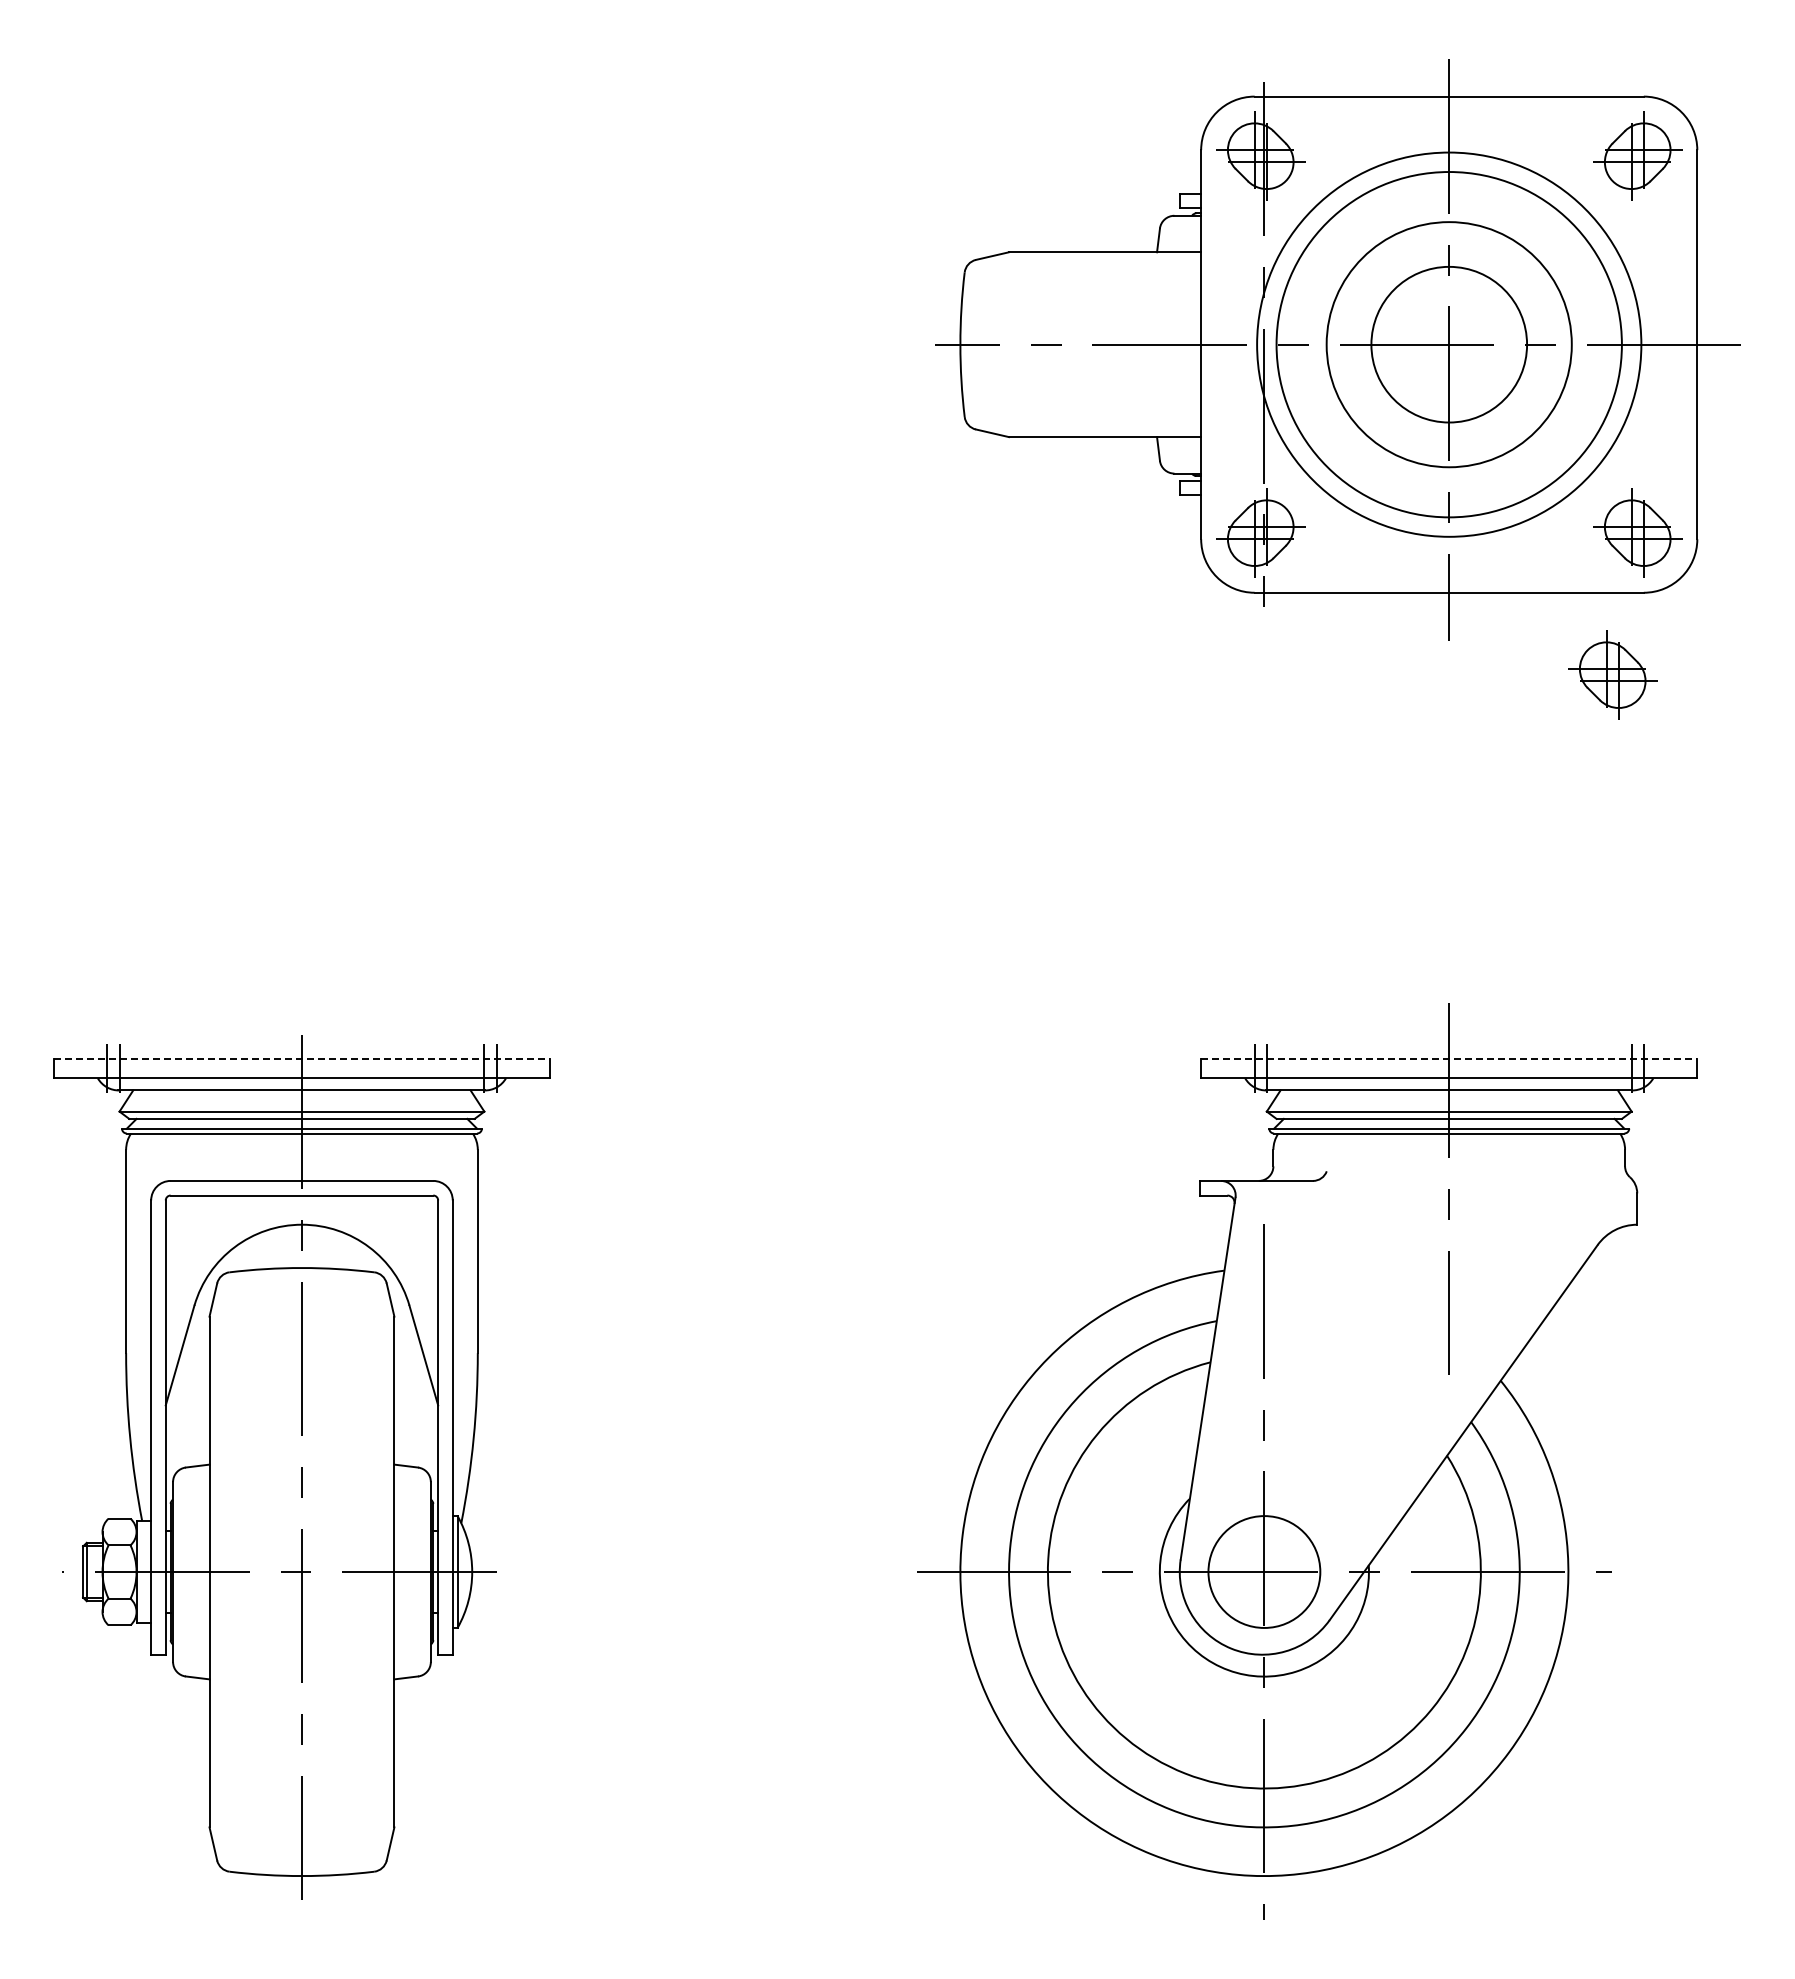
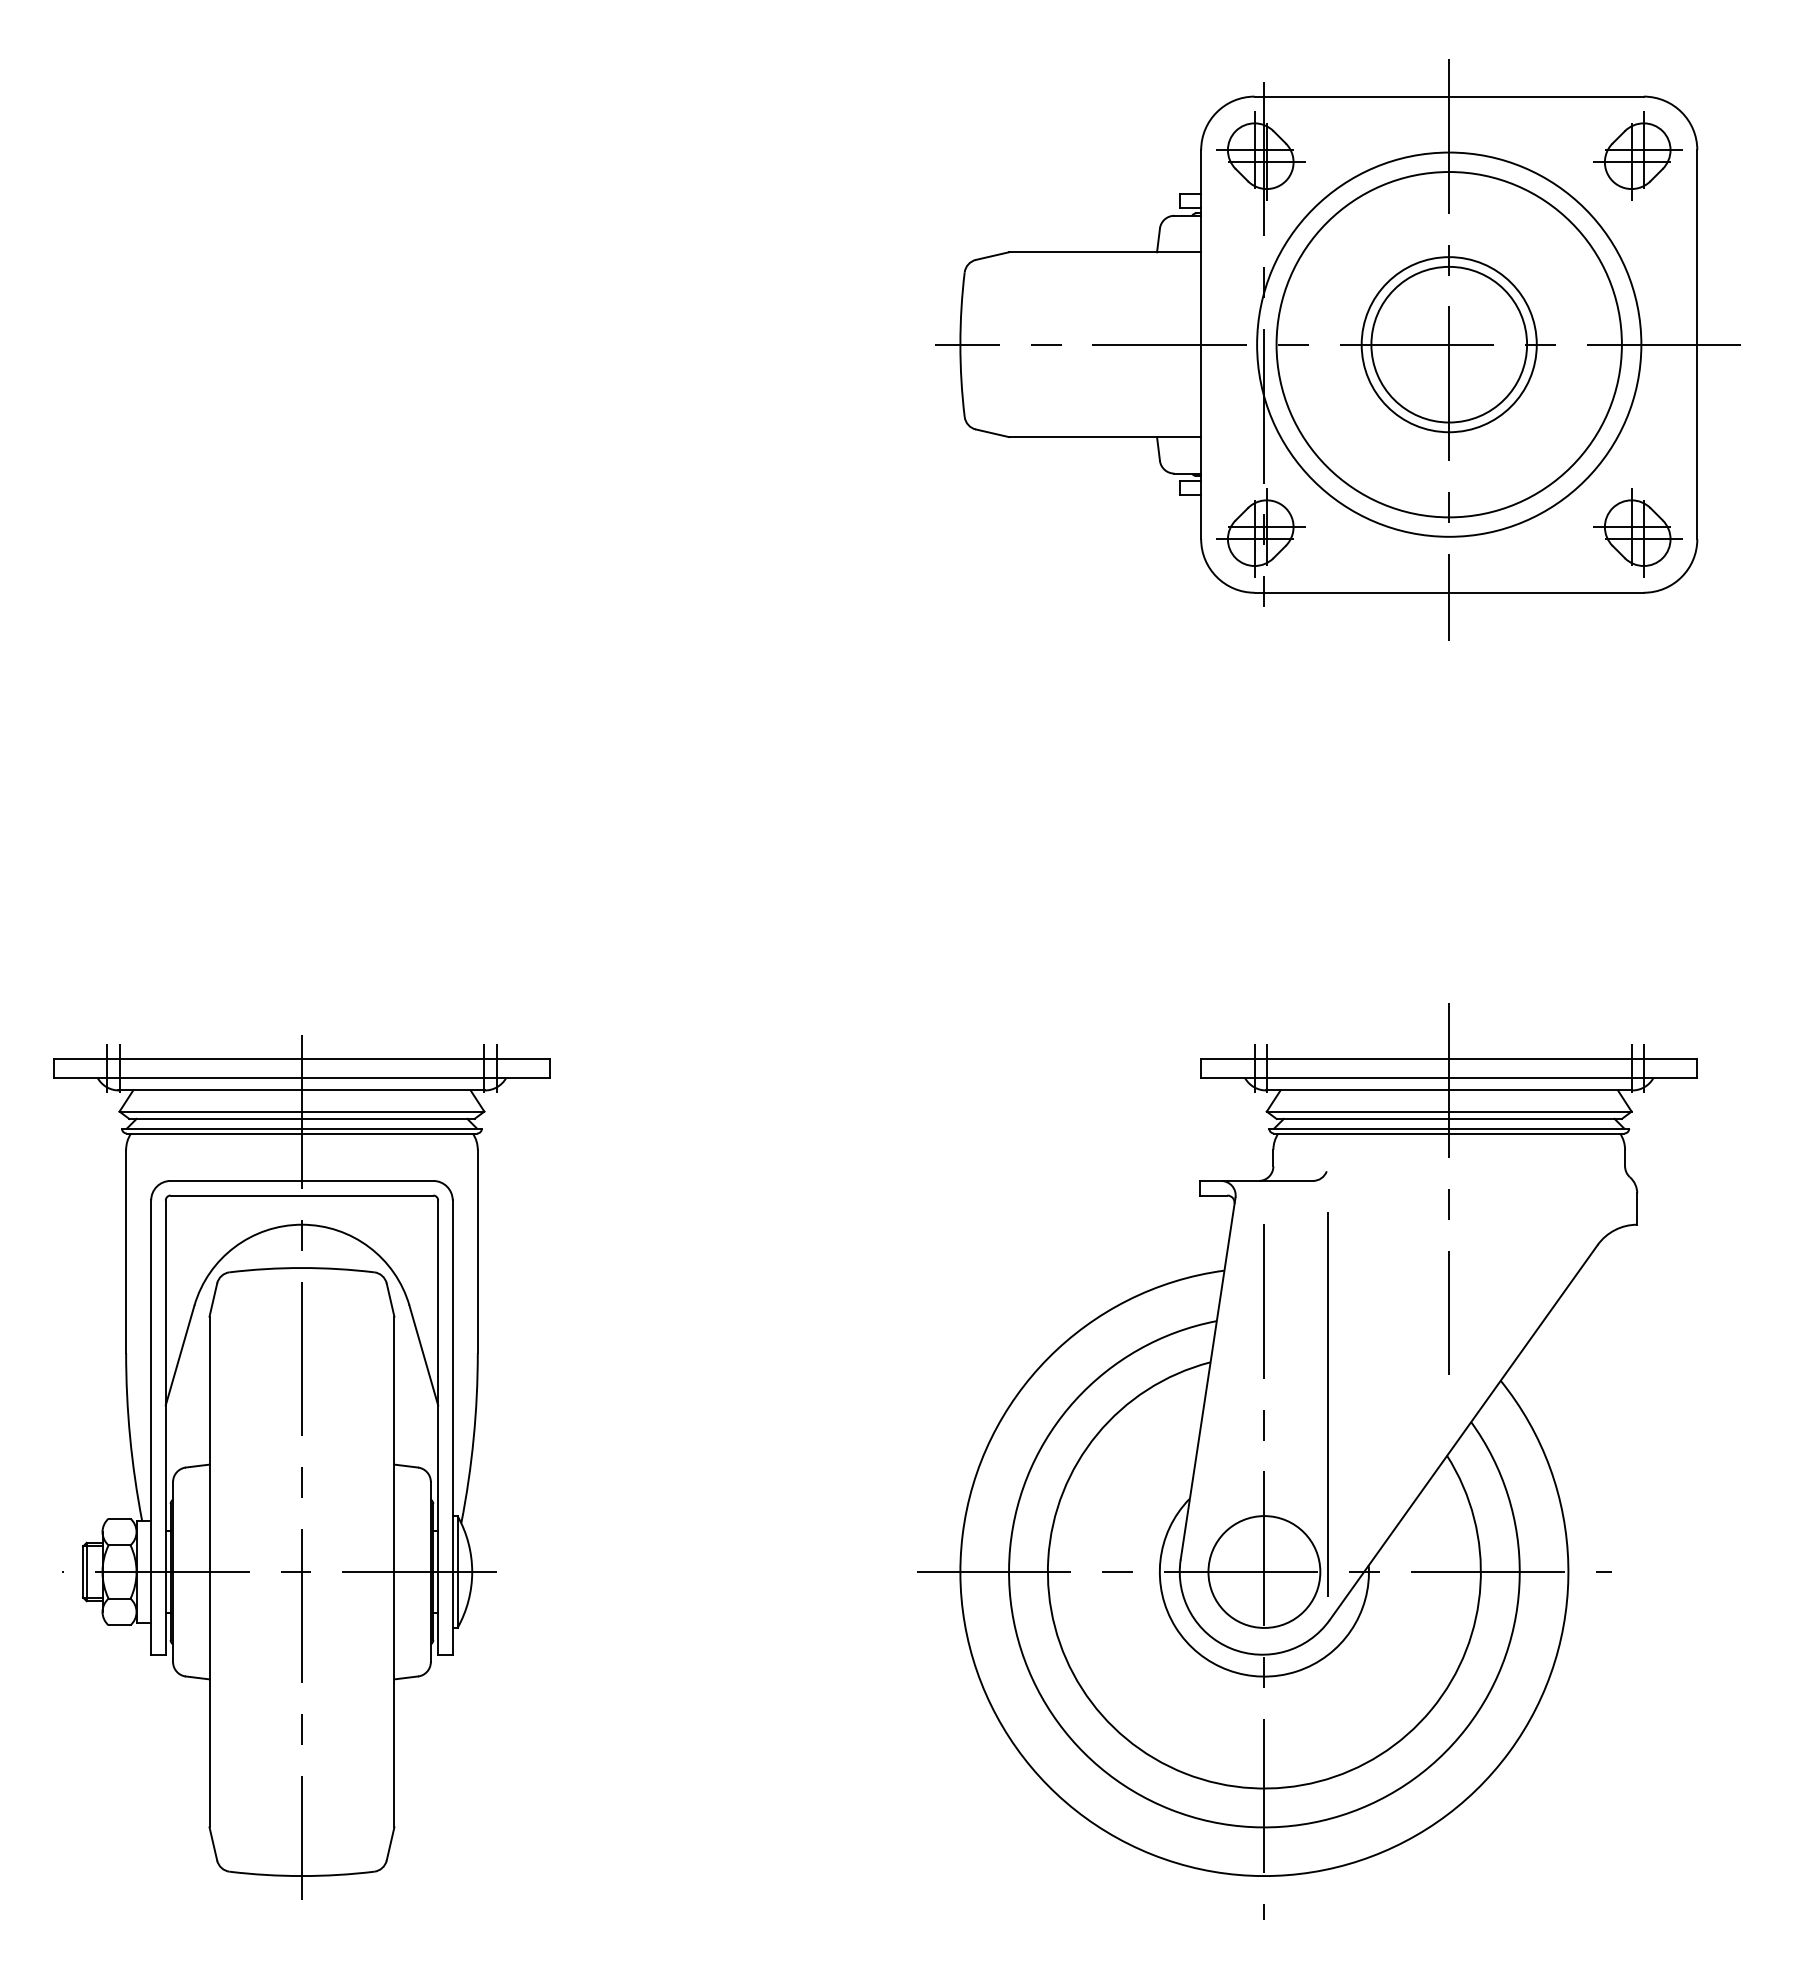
circle diameter: 245 px -> 175 px (1448, 344)
part: present -> none (1612, 674)
line: dashed -> solid (302, 1058)
line: dashed -> solid (1449, 1058)
line: none -> present (1328, 1404)
